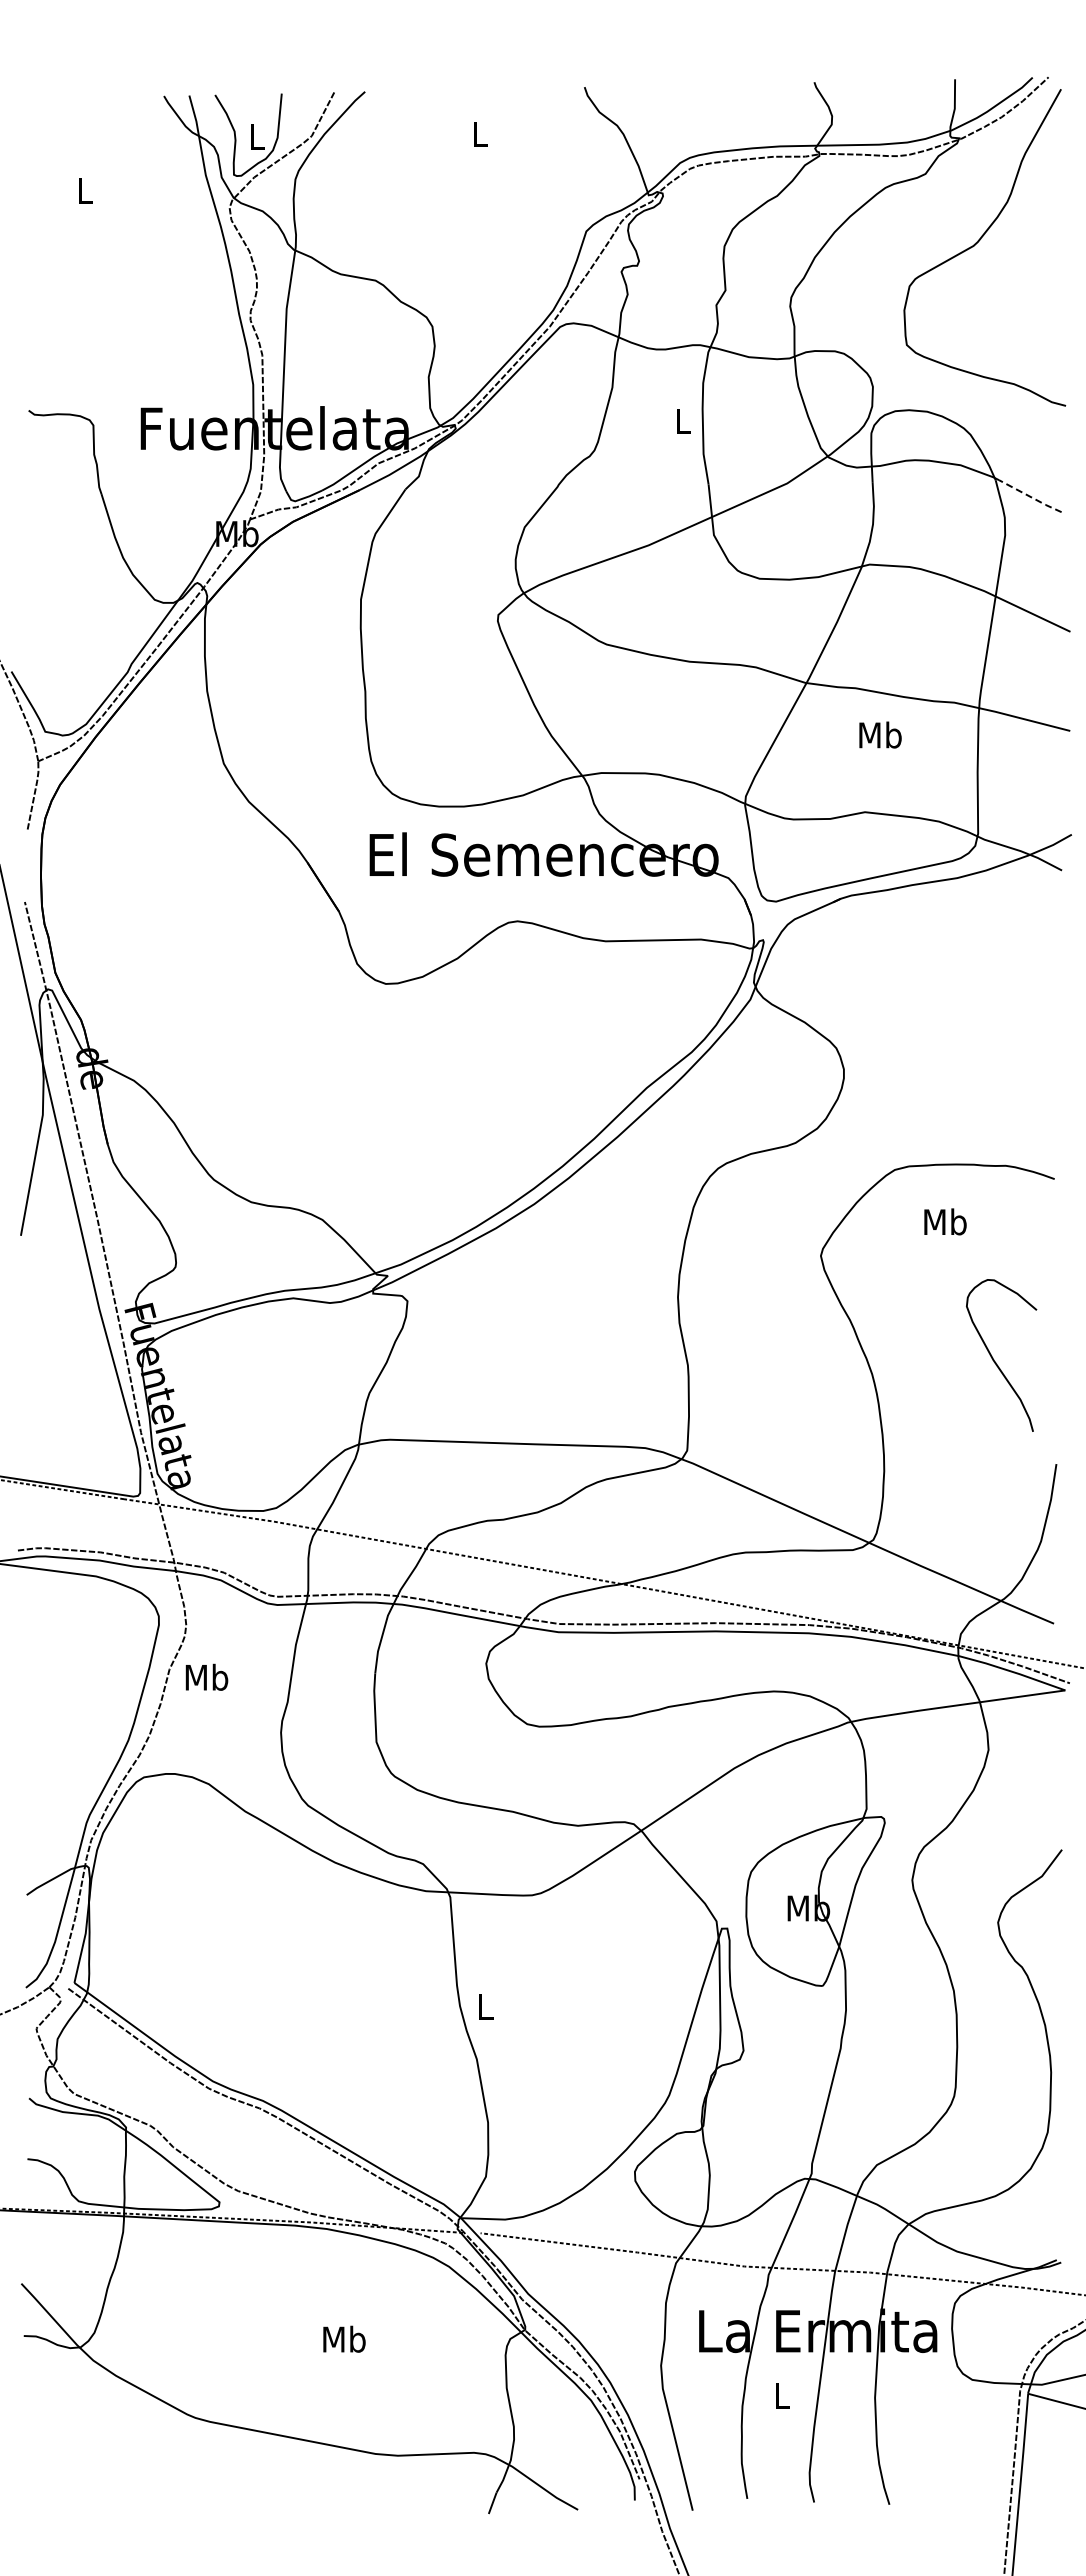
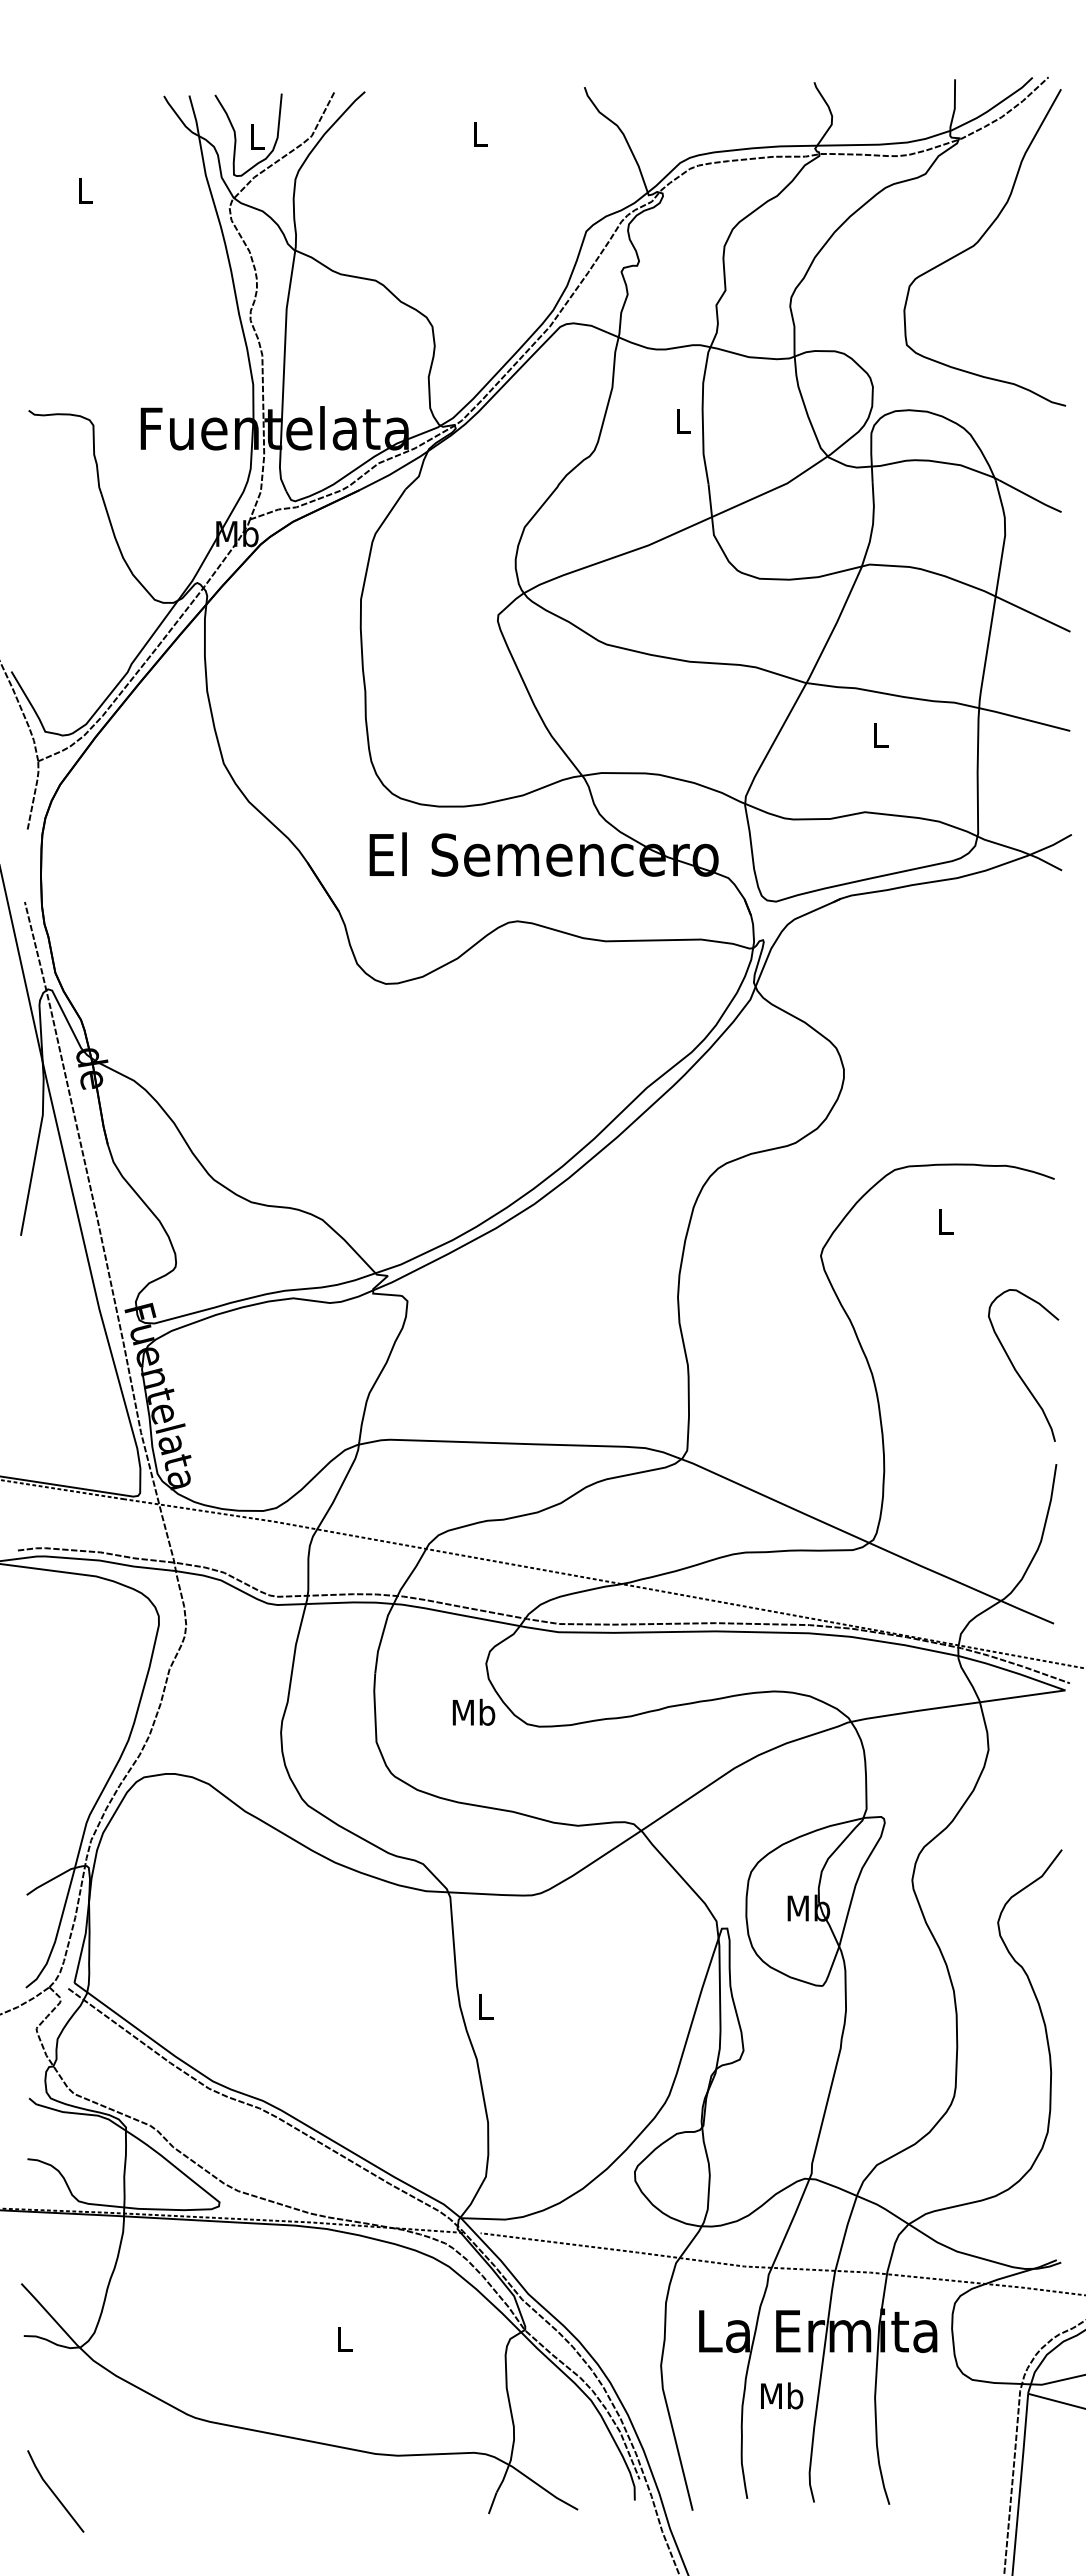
line: dashed -> solid (1030, 497)
text: Mb -> L (880, 734)
text: Mb -> L (945, 1221)
curve position: (994, 1359) -> (1016, 1369) (1016, 1369)
text position: (206, 1676) -> (473, 1711) (473, 1711)
text: Mb -> L (344, 2338)
text: L -> Mb (782, 2395)
line: none -> present (54, 2492)
